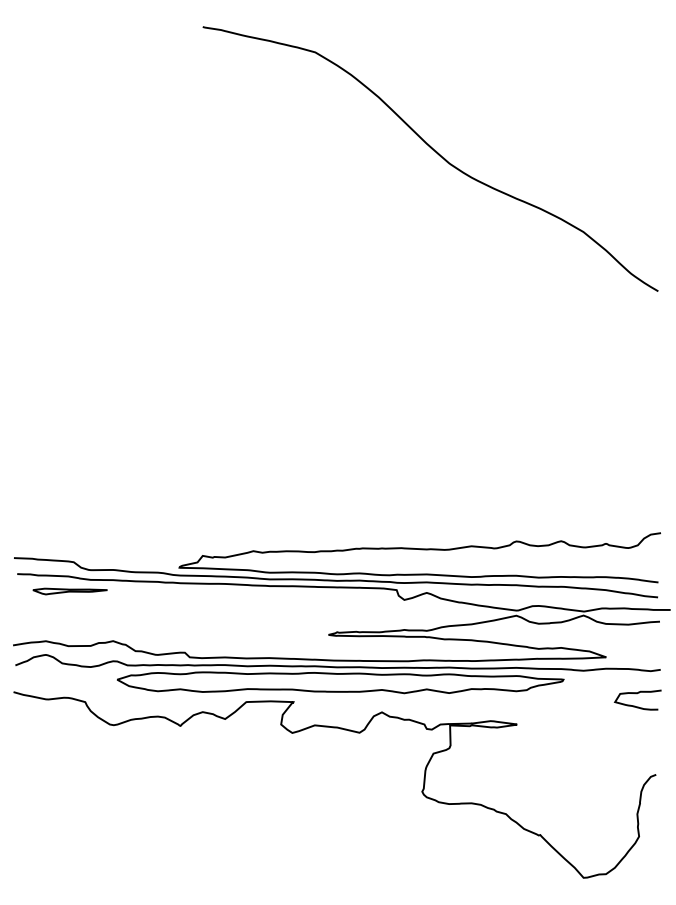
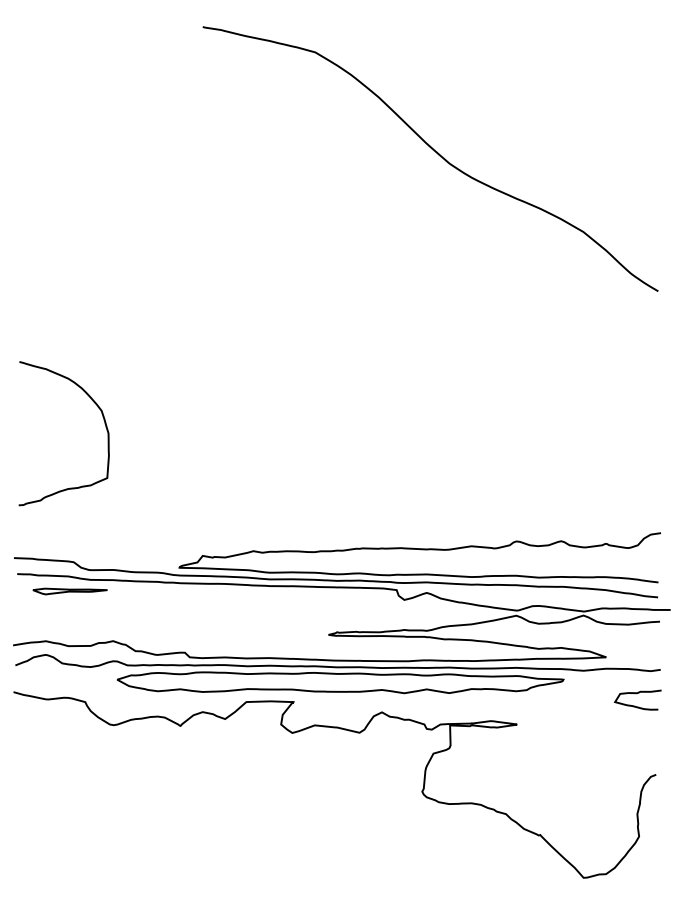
curve: none -> present (103, 420)
